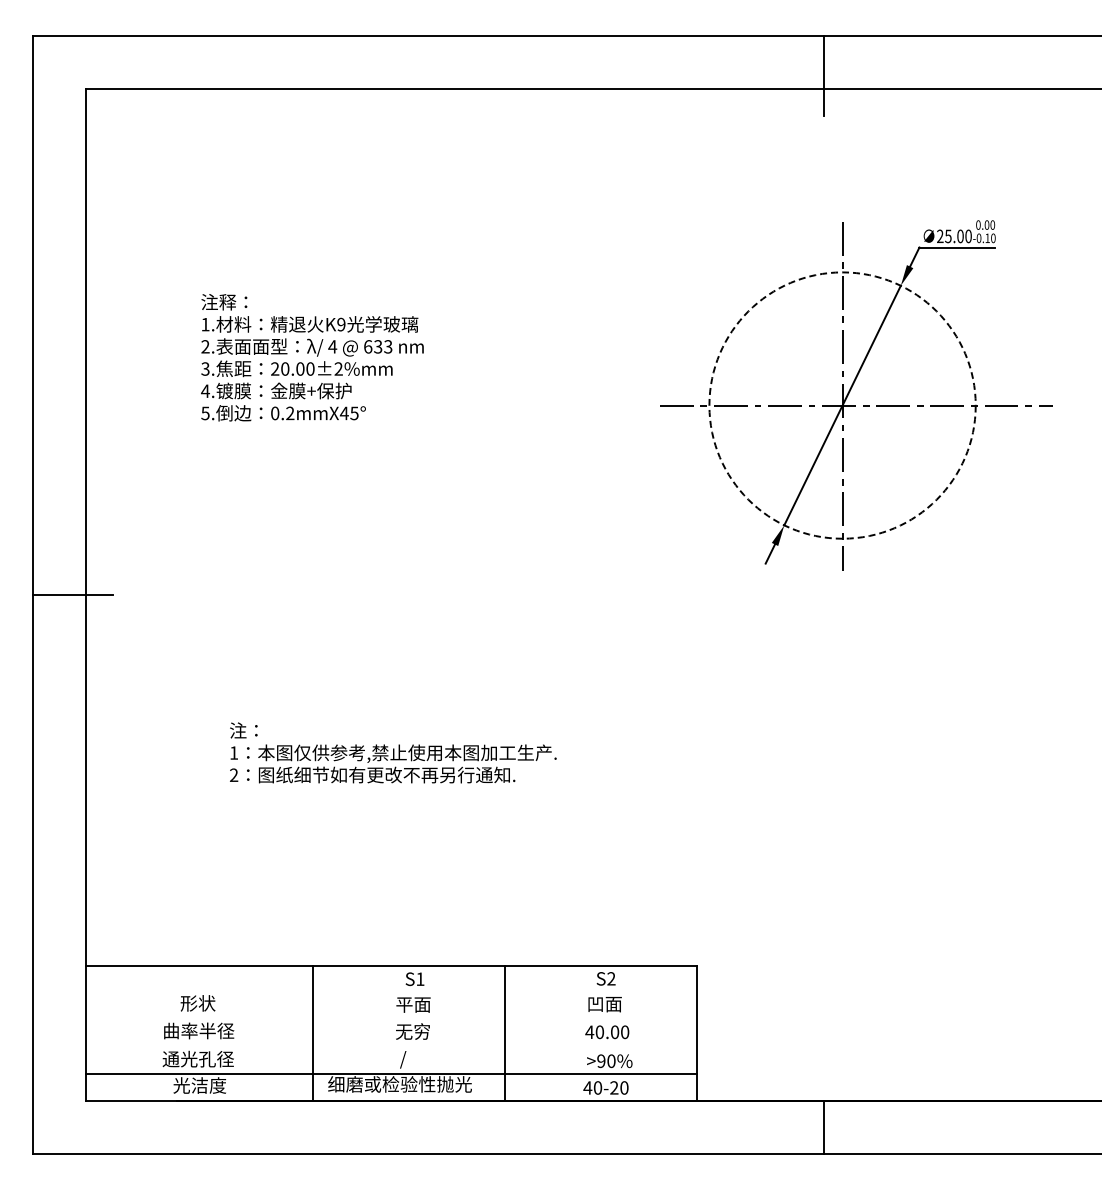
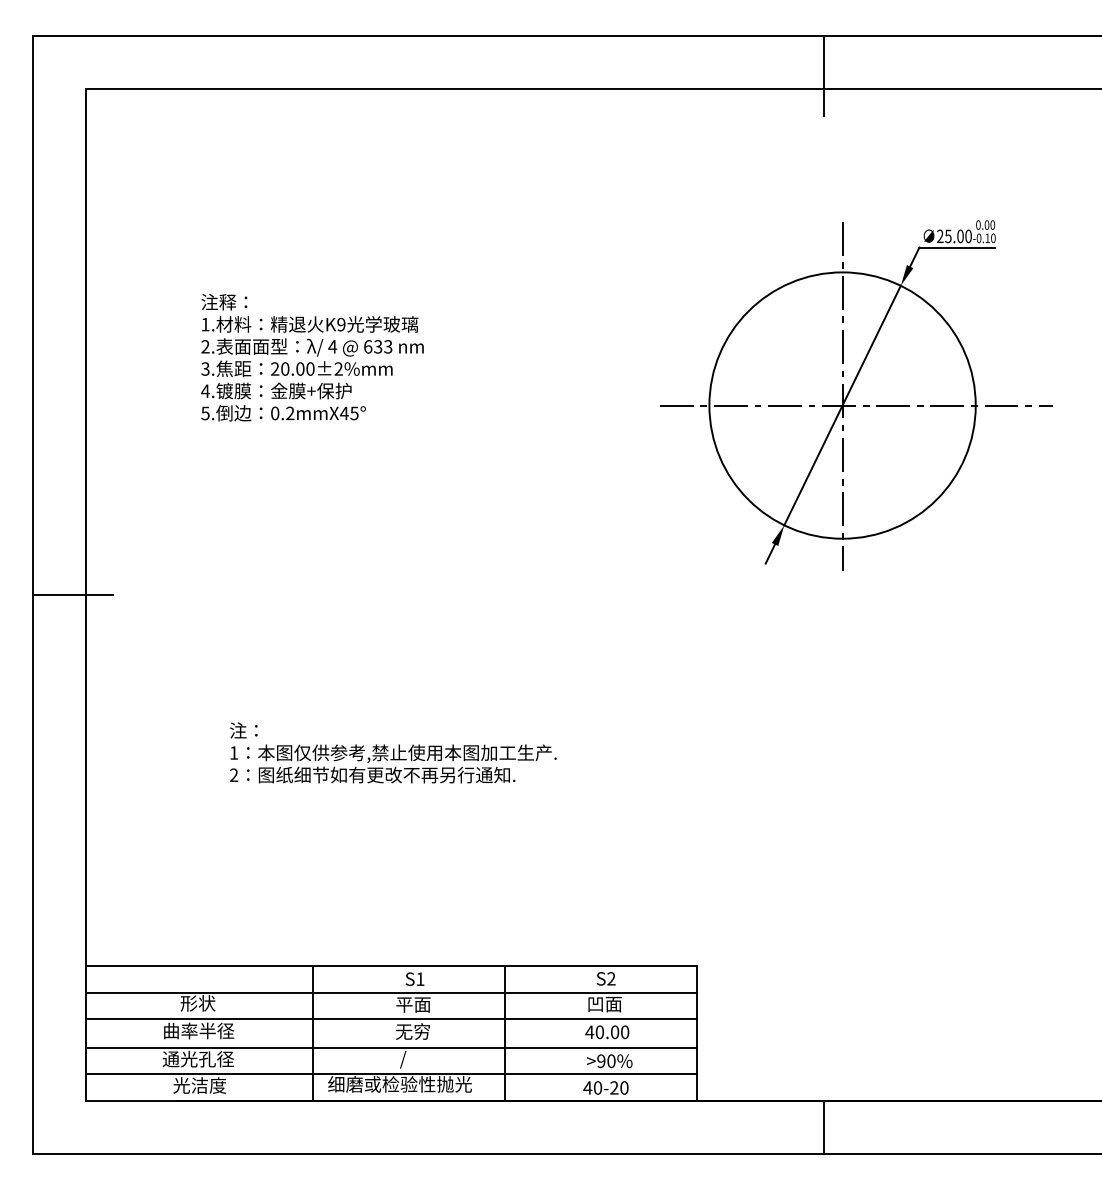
circle: dashed -> solid (842, 405)
line: none -> present (391, 992)
line: none -> present (391, 1019)
line: none -> present (391, 1047)
